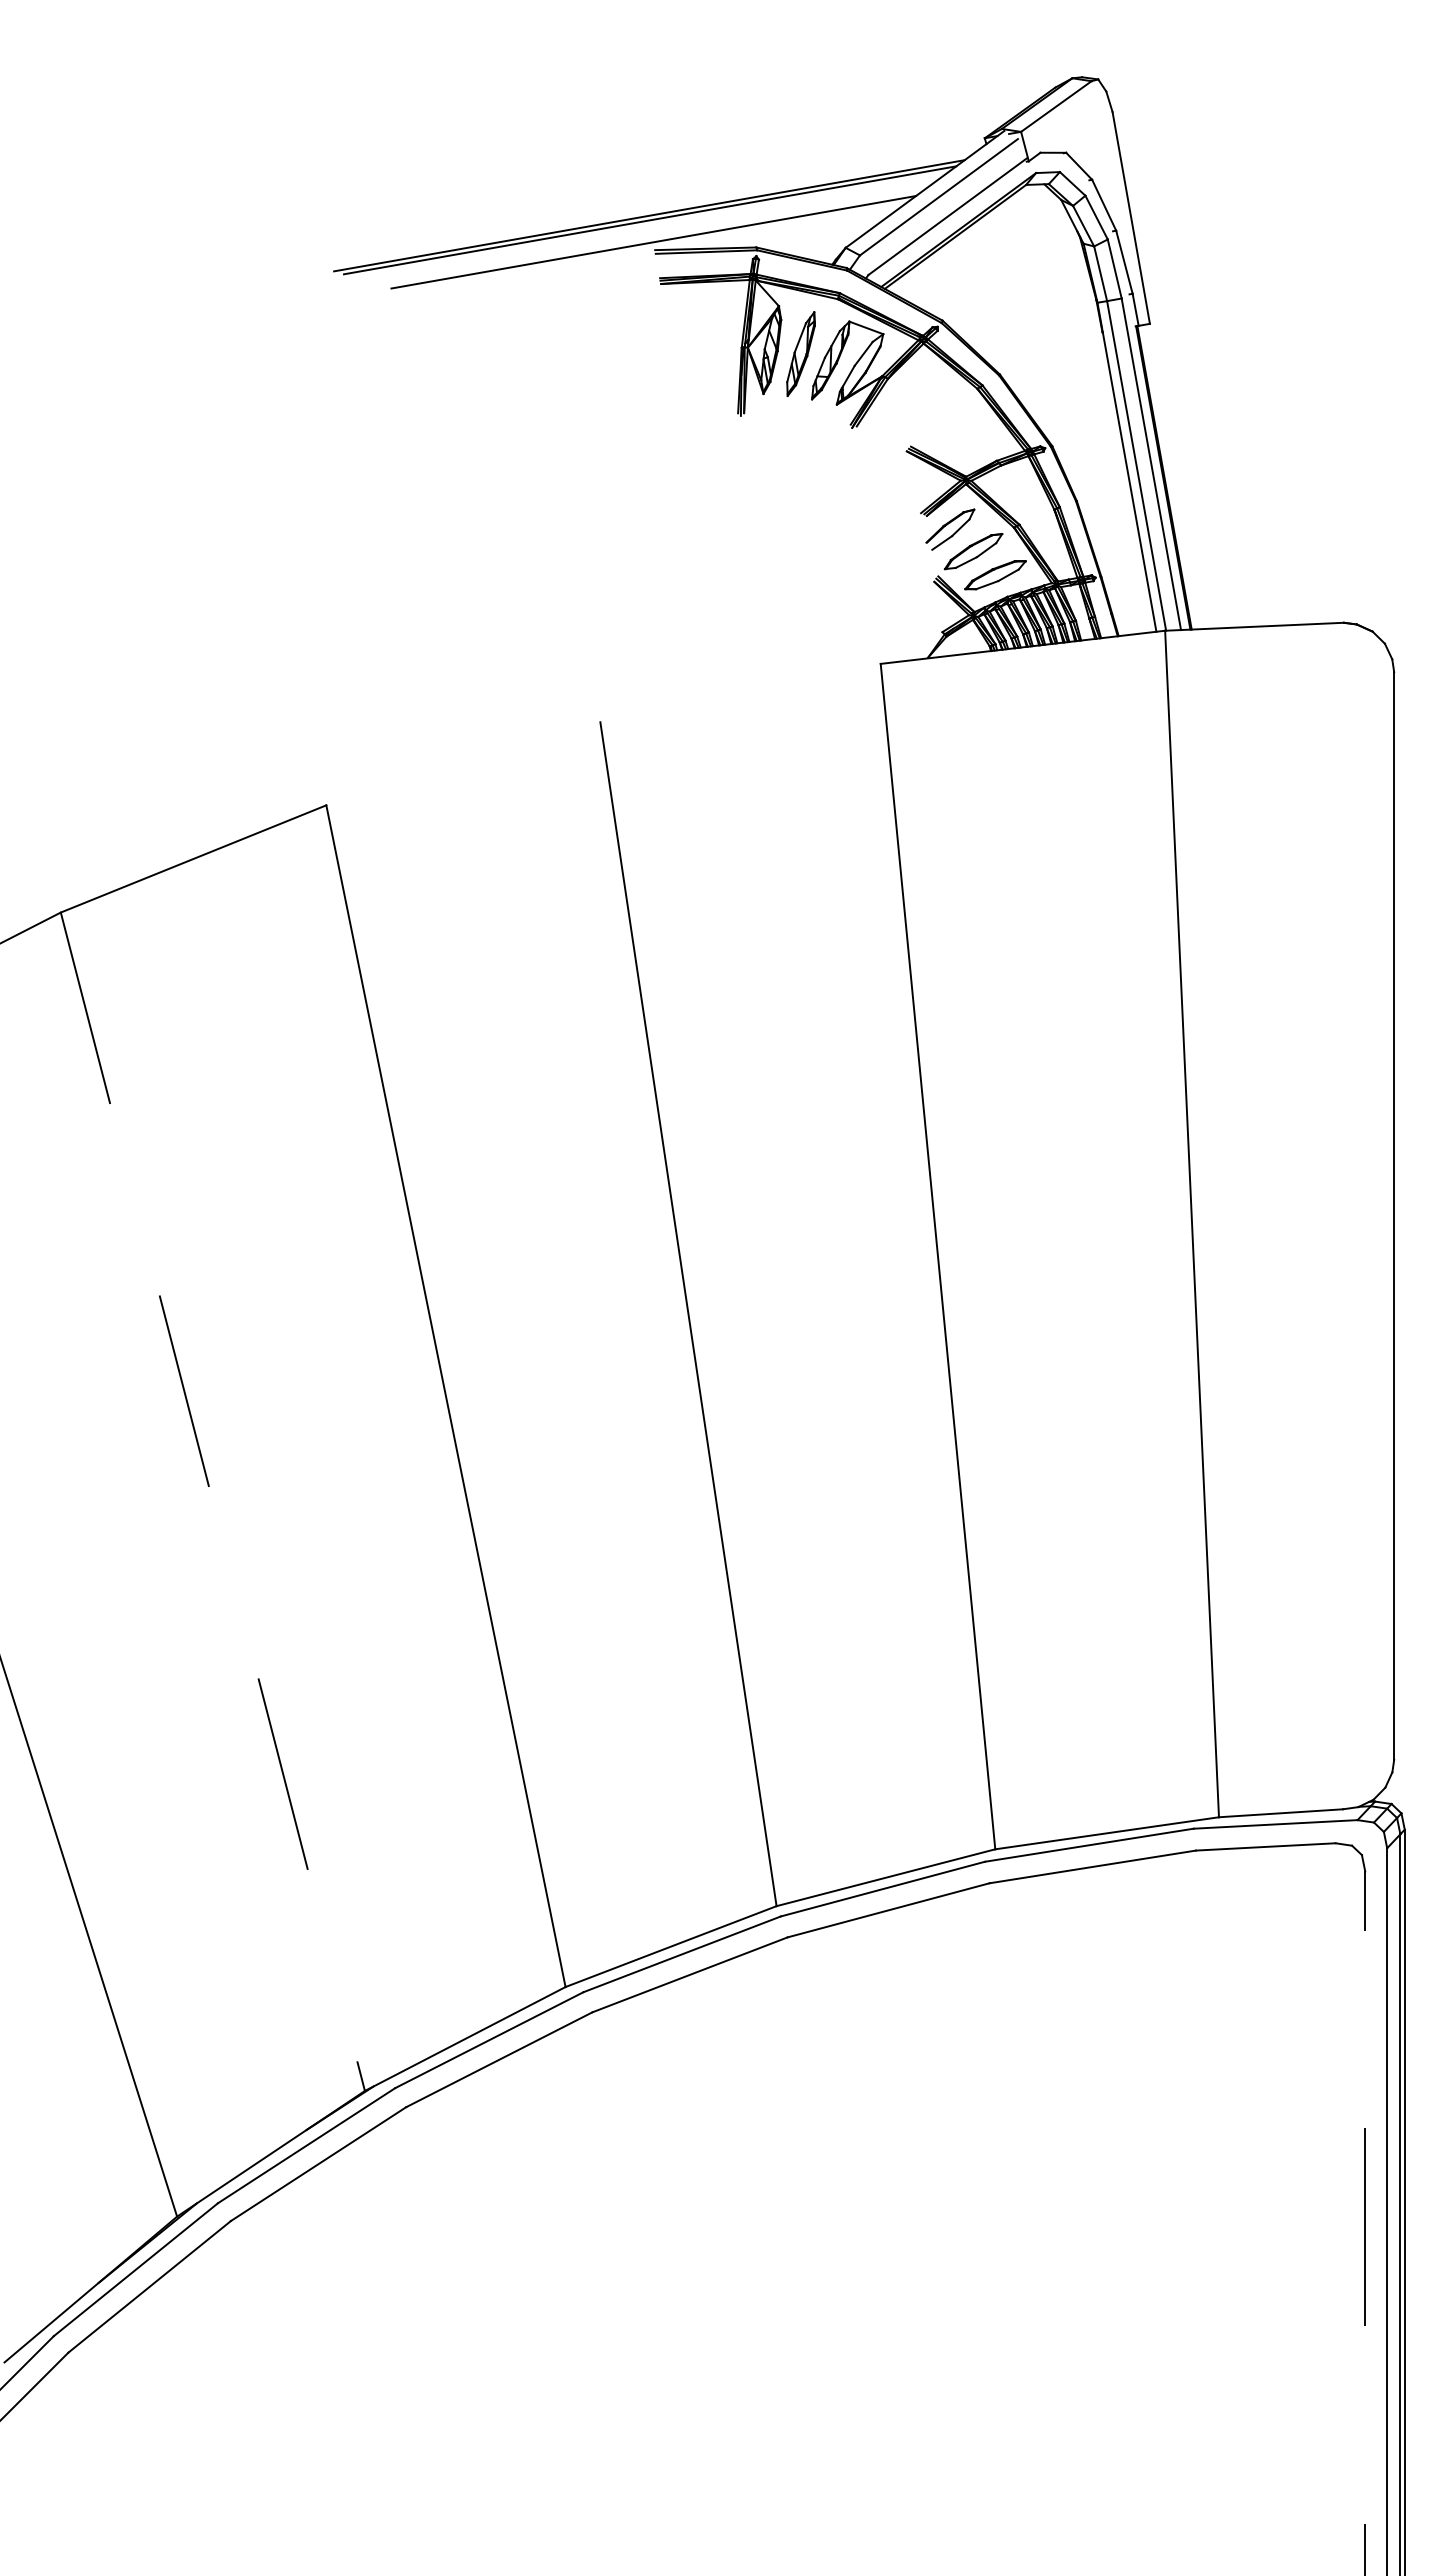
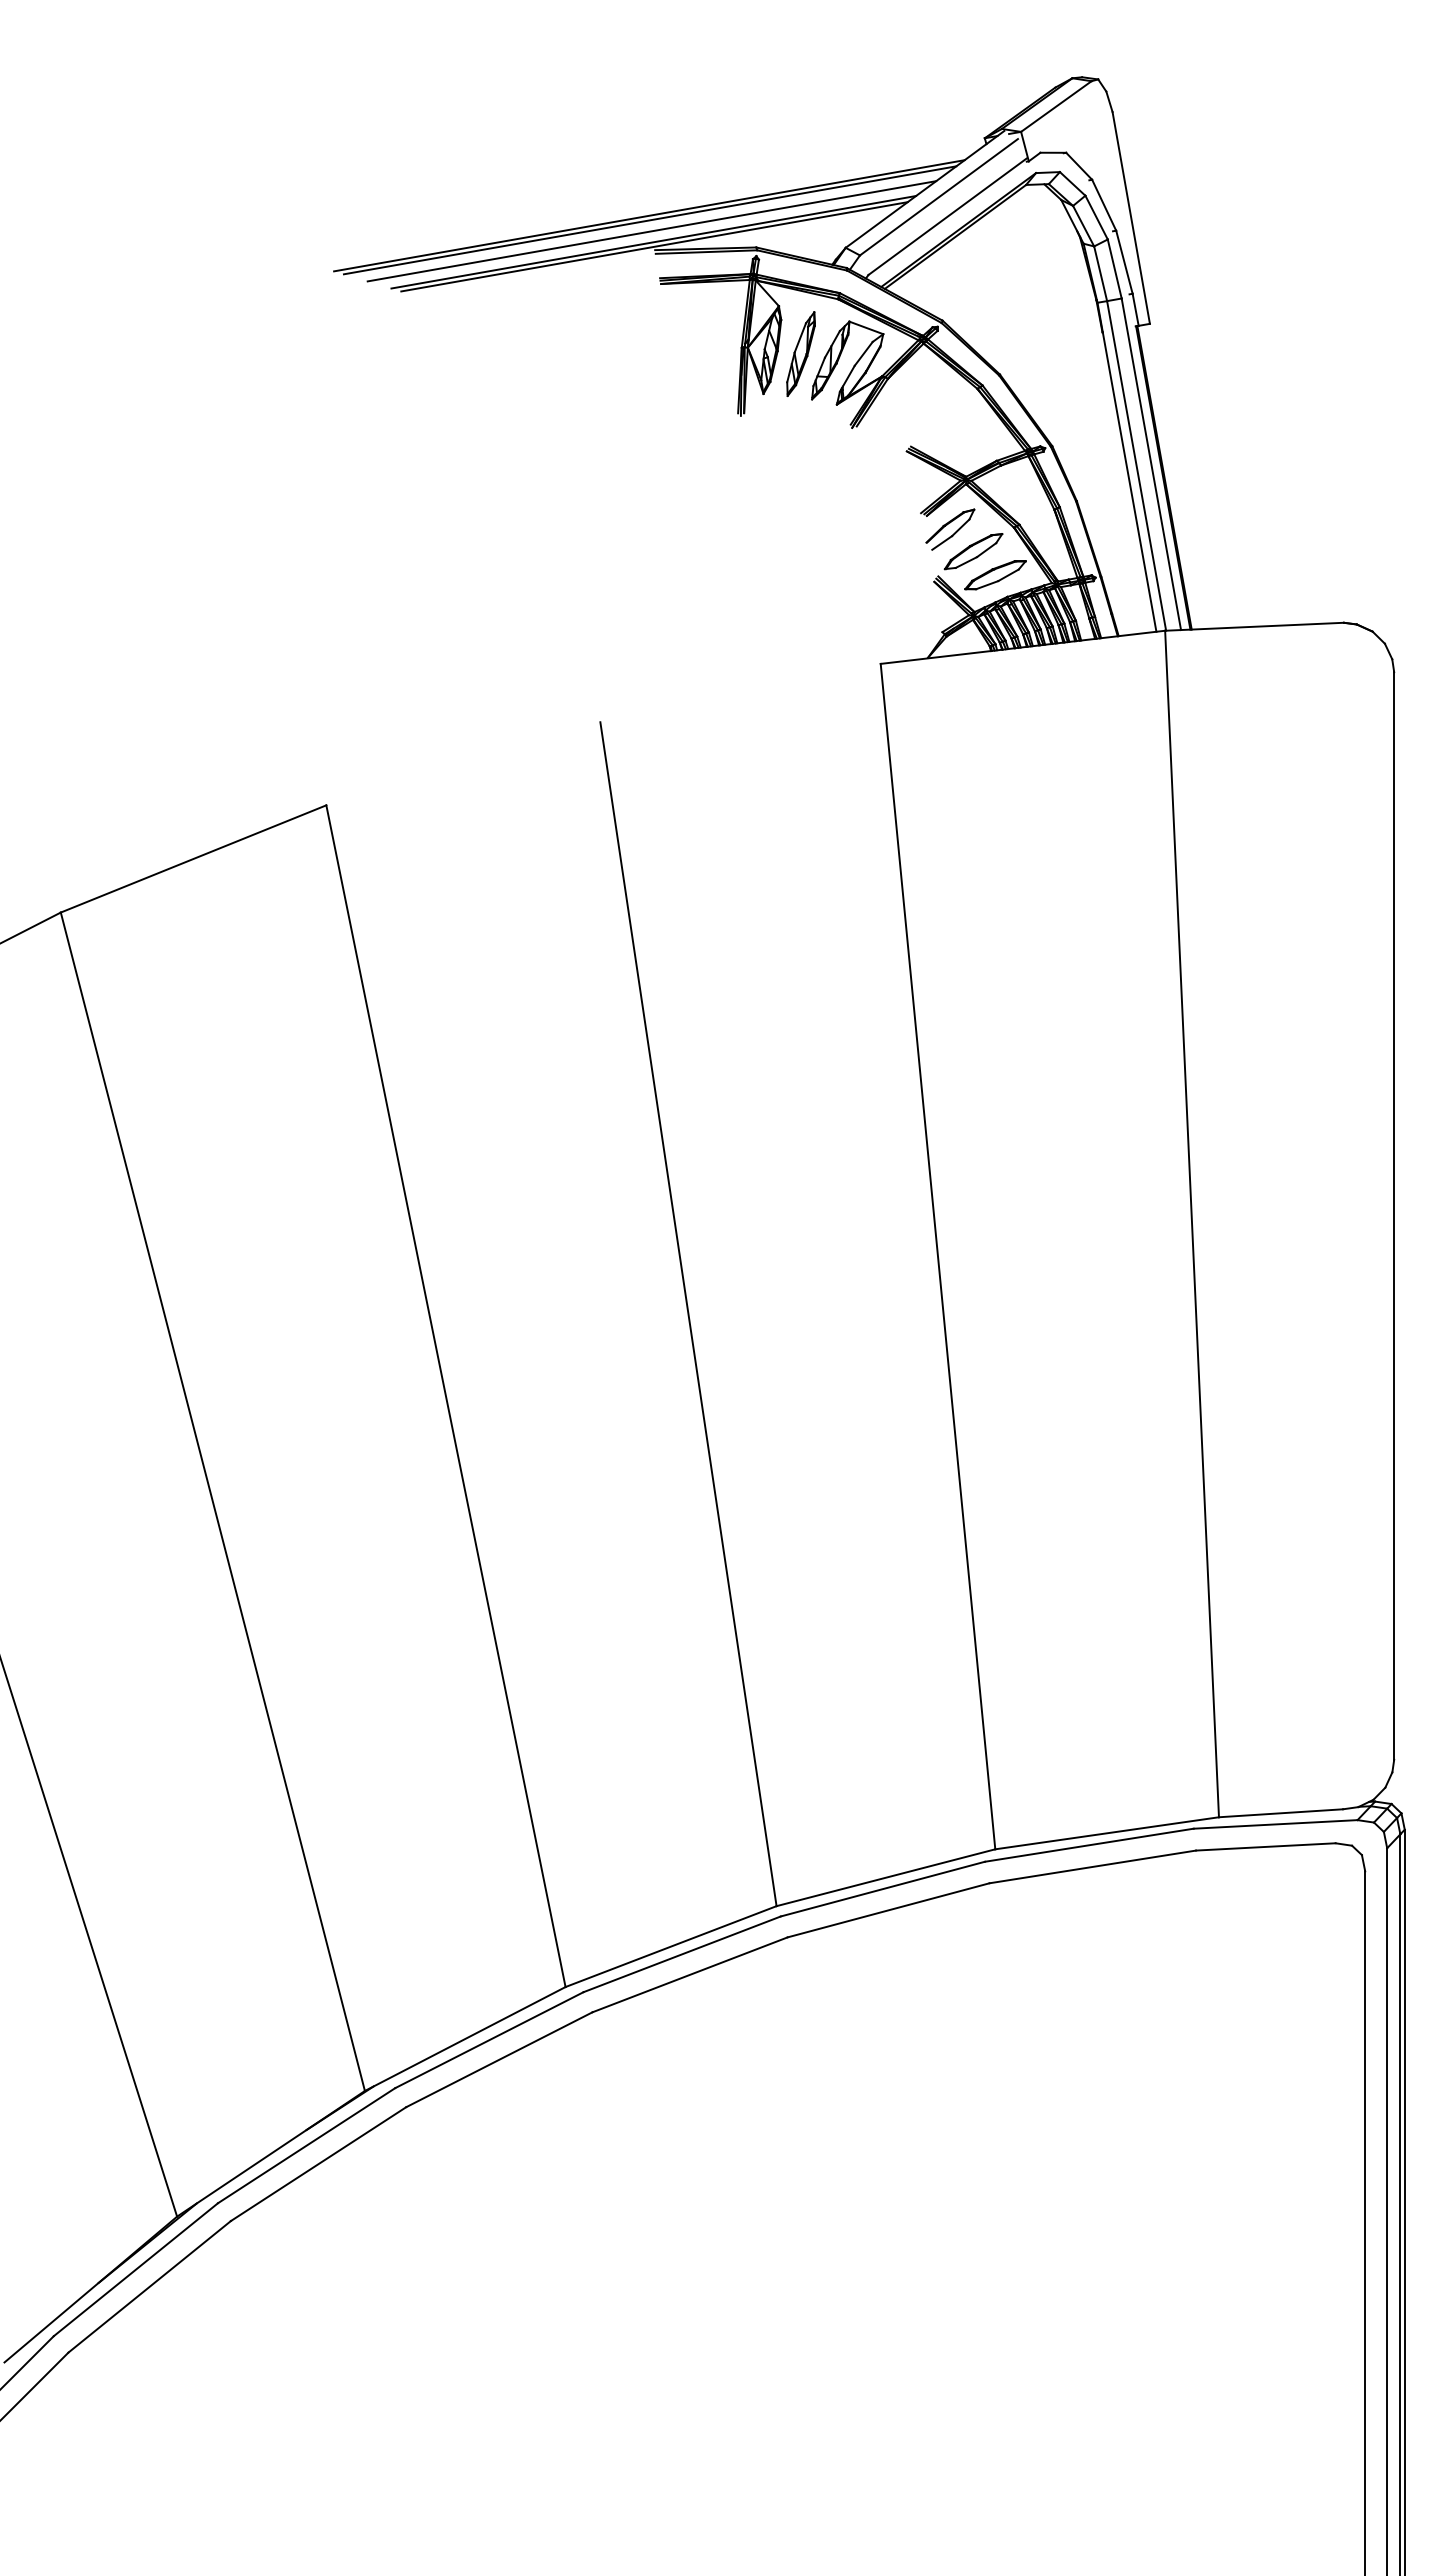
line: none -> present (651, 231)
line: none -> present (654, 246)
line: dashed -> solid (212, 1501)
line: dashed -> solid (1365, 2223)
